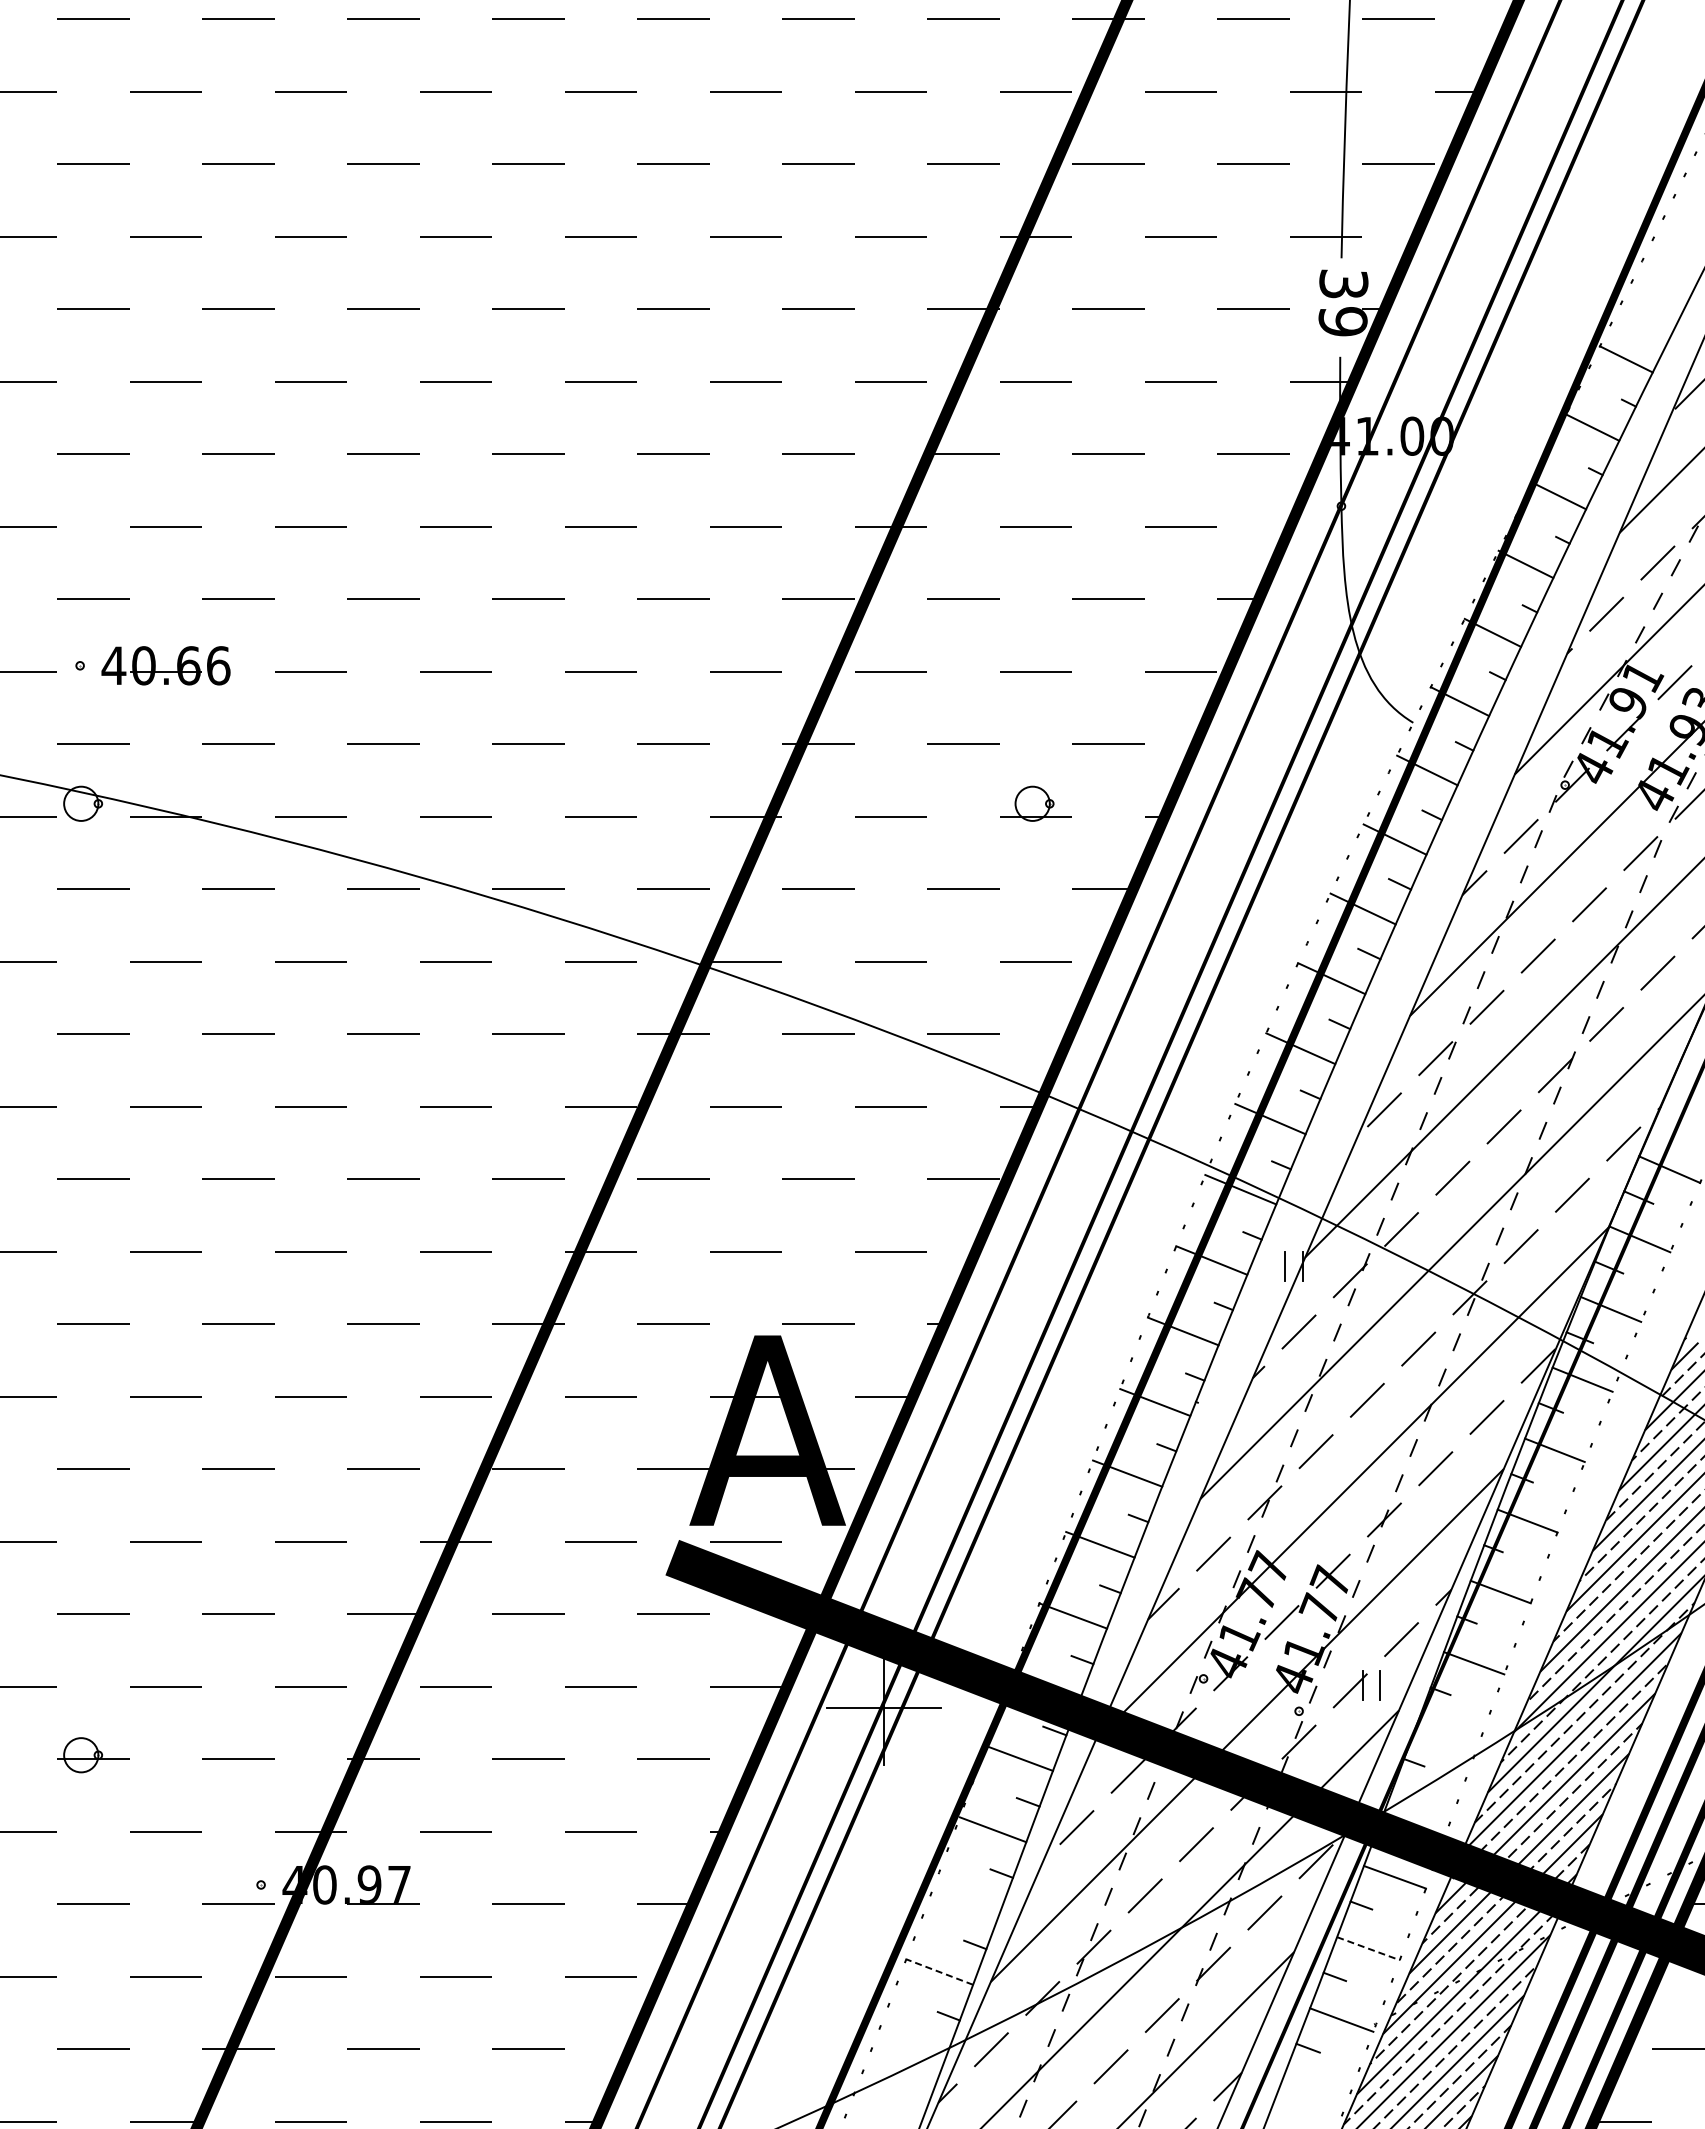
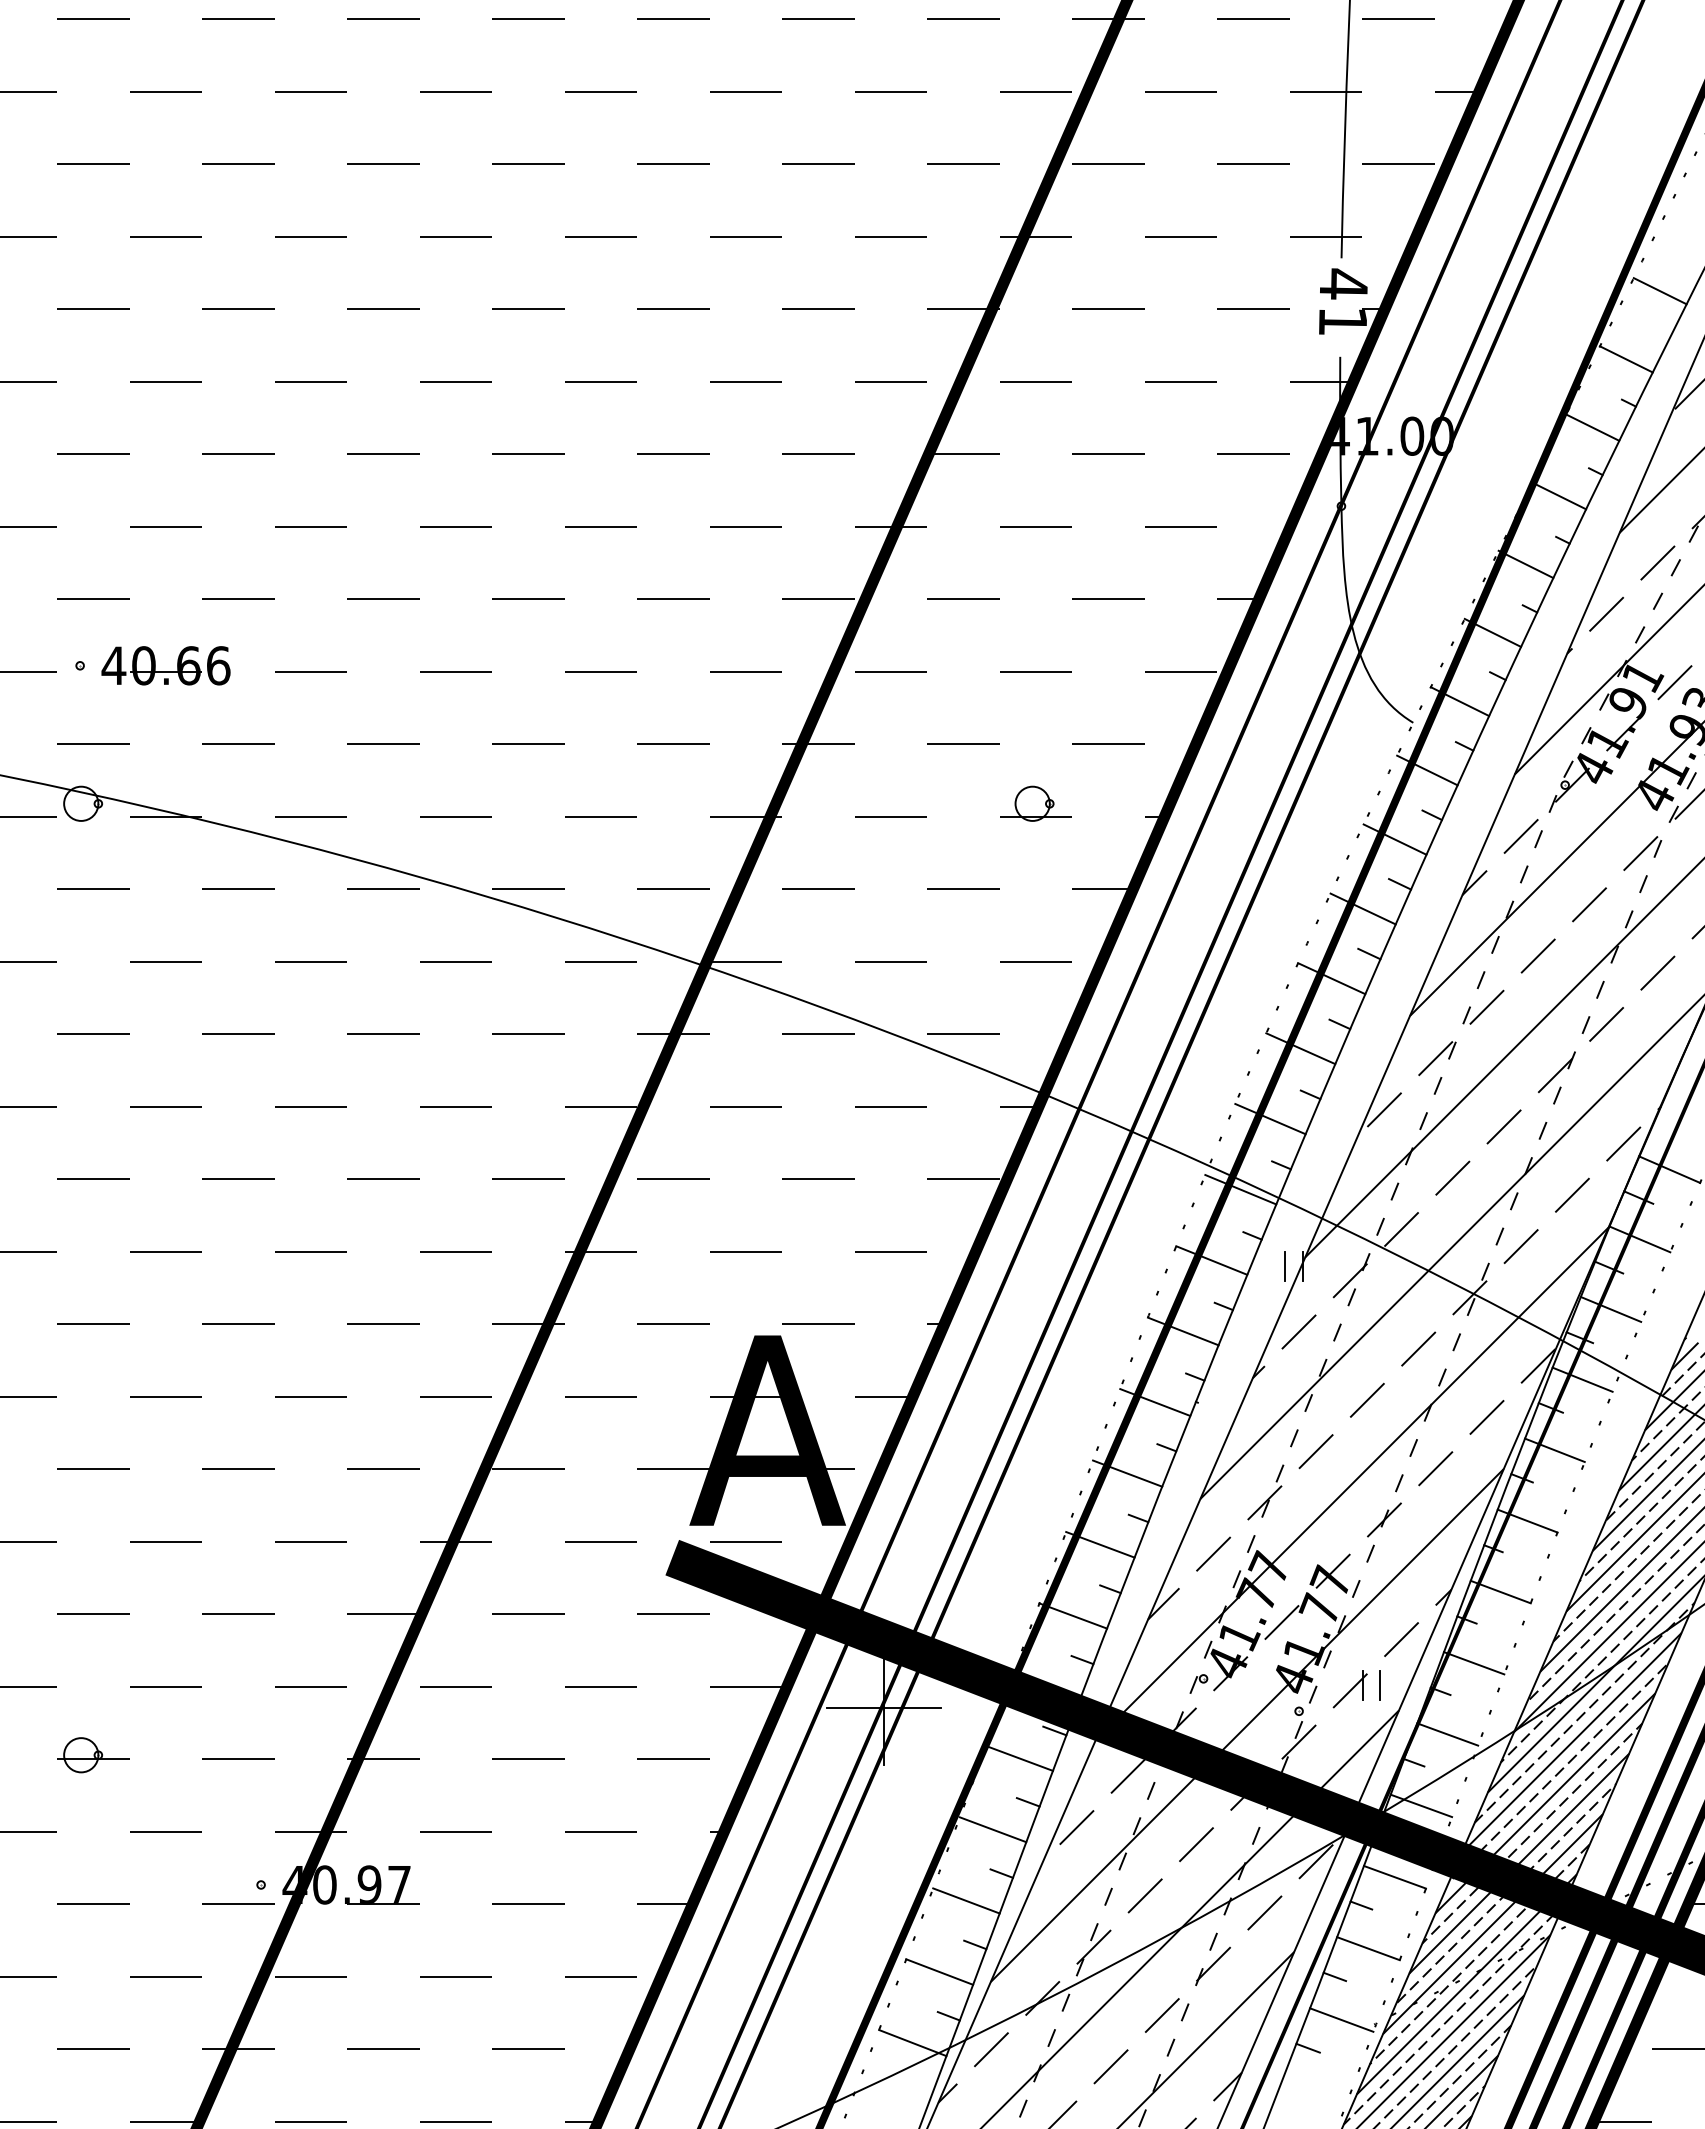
line: none -> present (1659, 291)
text: 39 -> 41 (1343, 302)
line: none -> present (1447, 1734)
line: none -> present (1421, 1805)
line: none -> present (966, 1900)
line: dashed -> solid (1368, 1948)
line: dashed -> solid (939, 1972)
line: none -> present (912, 2043)
